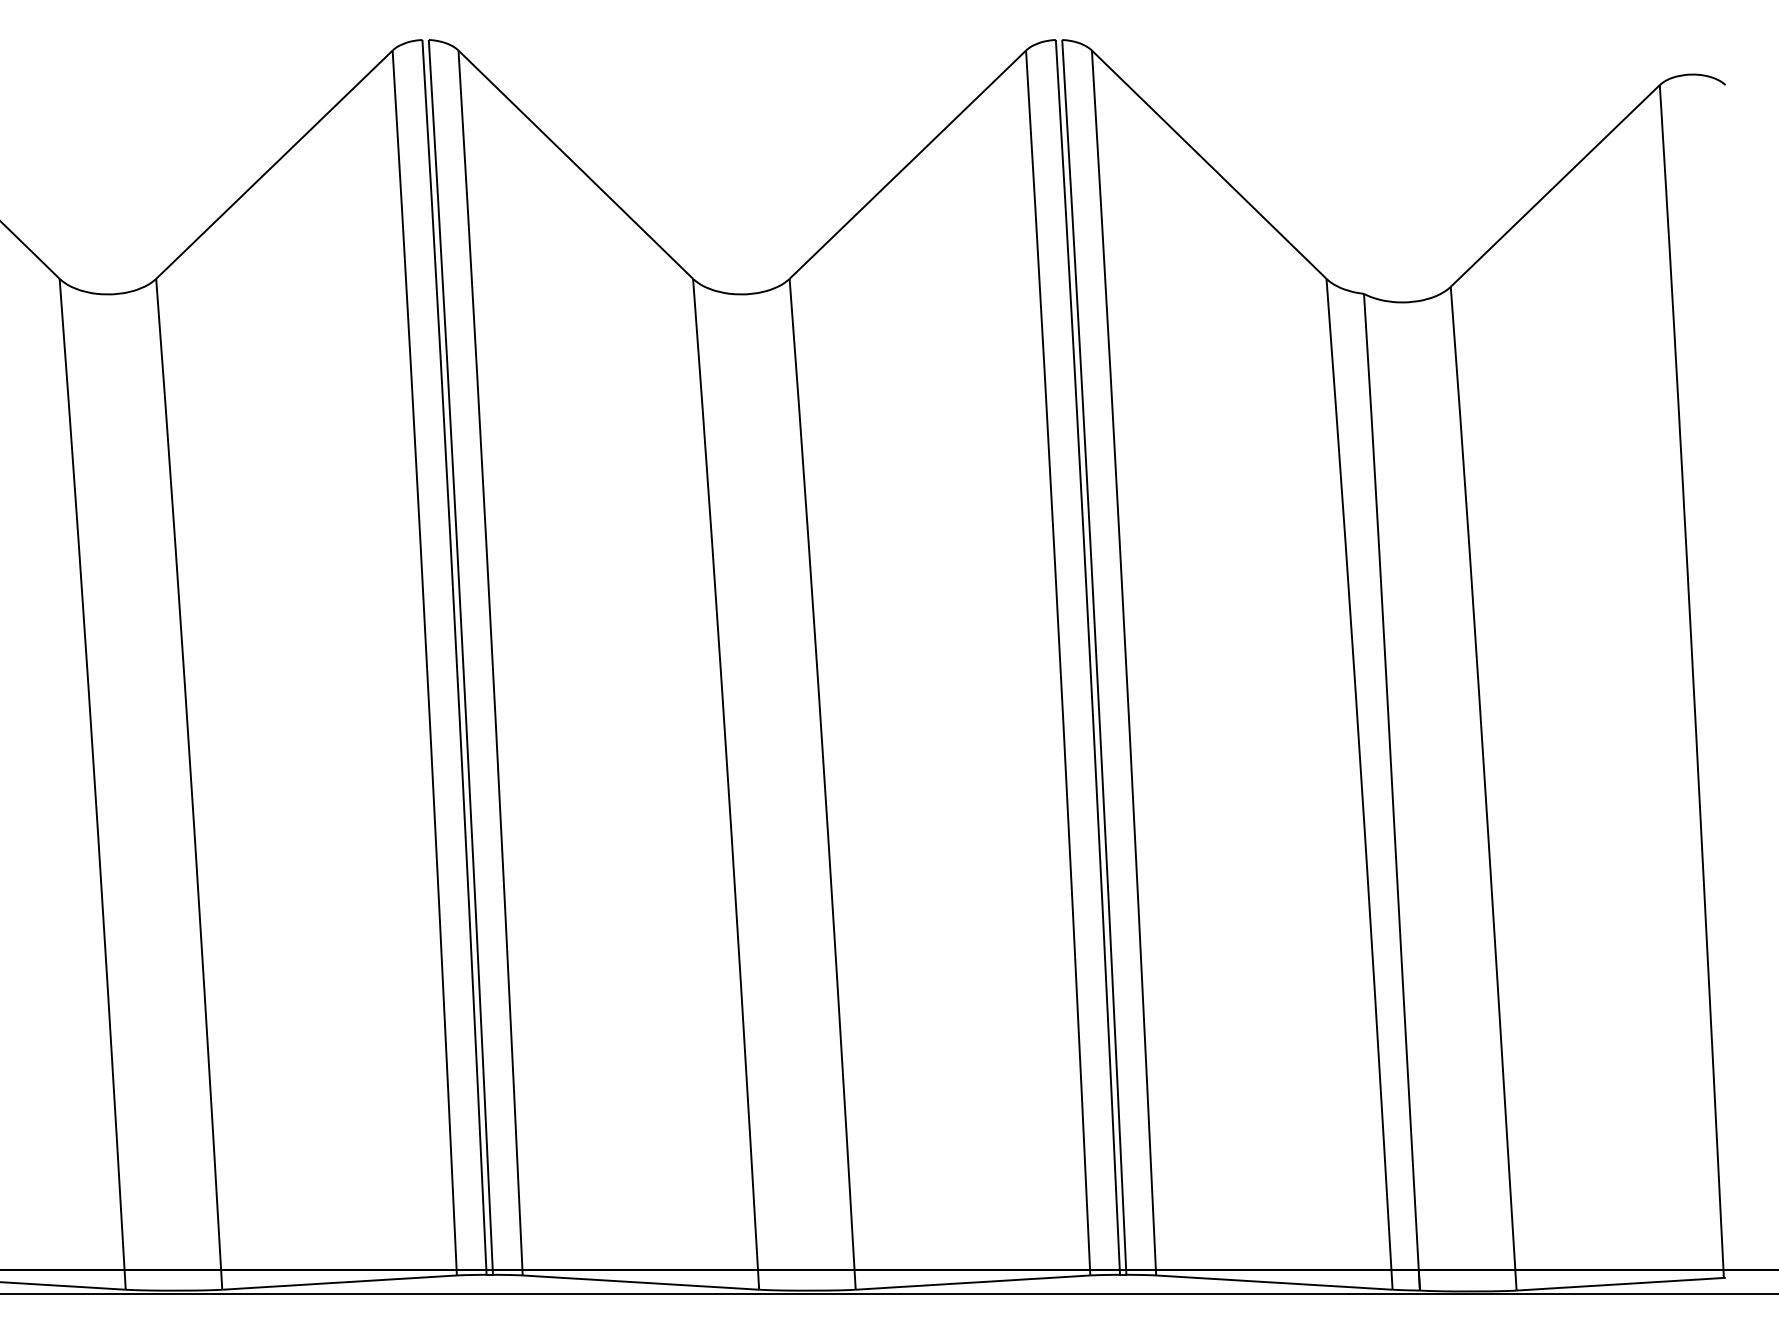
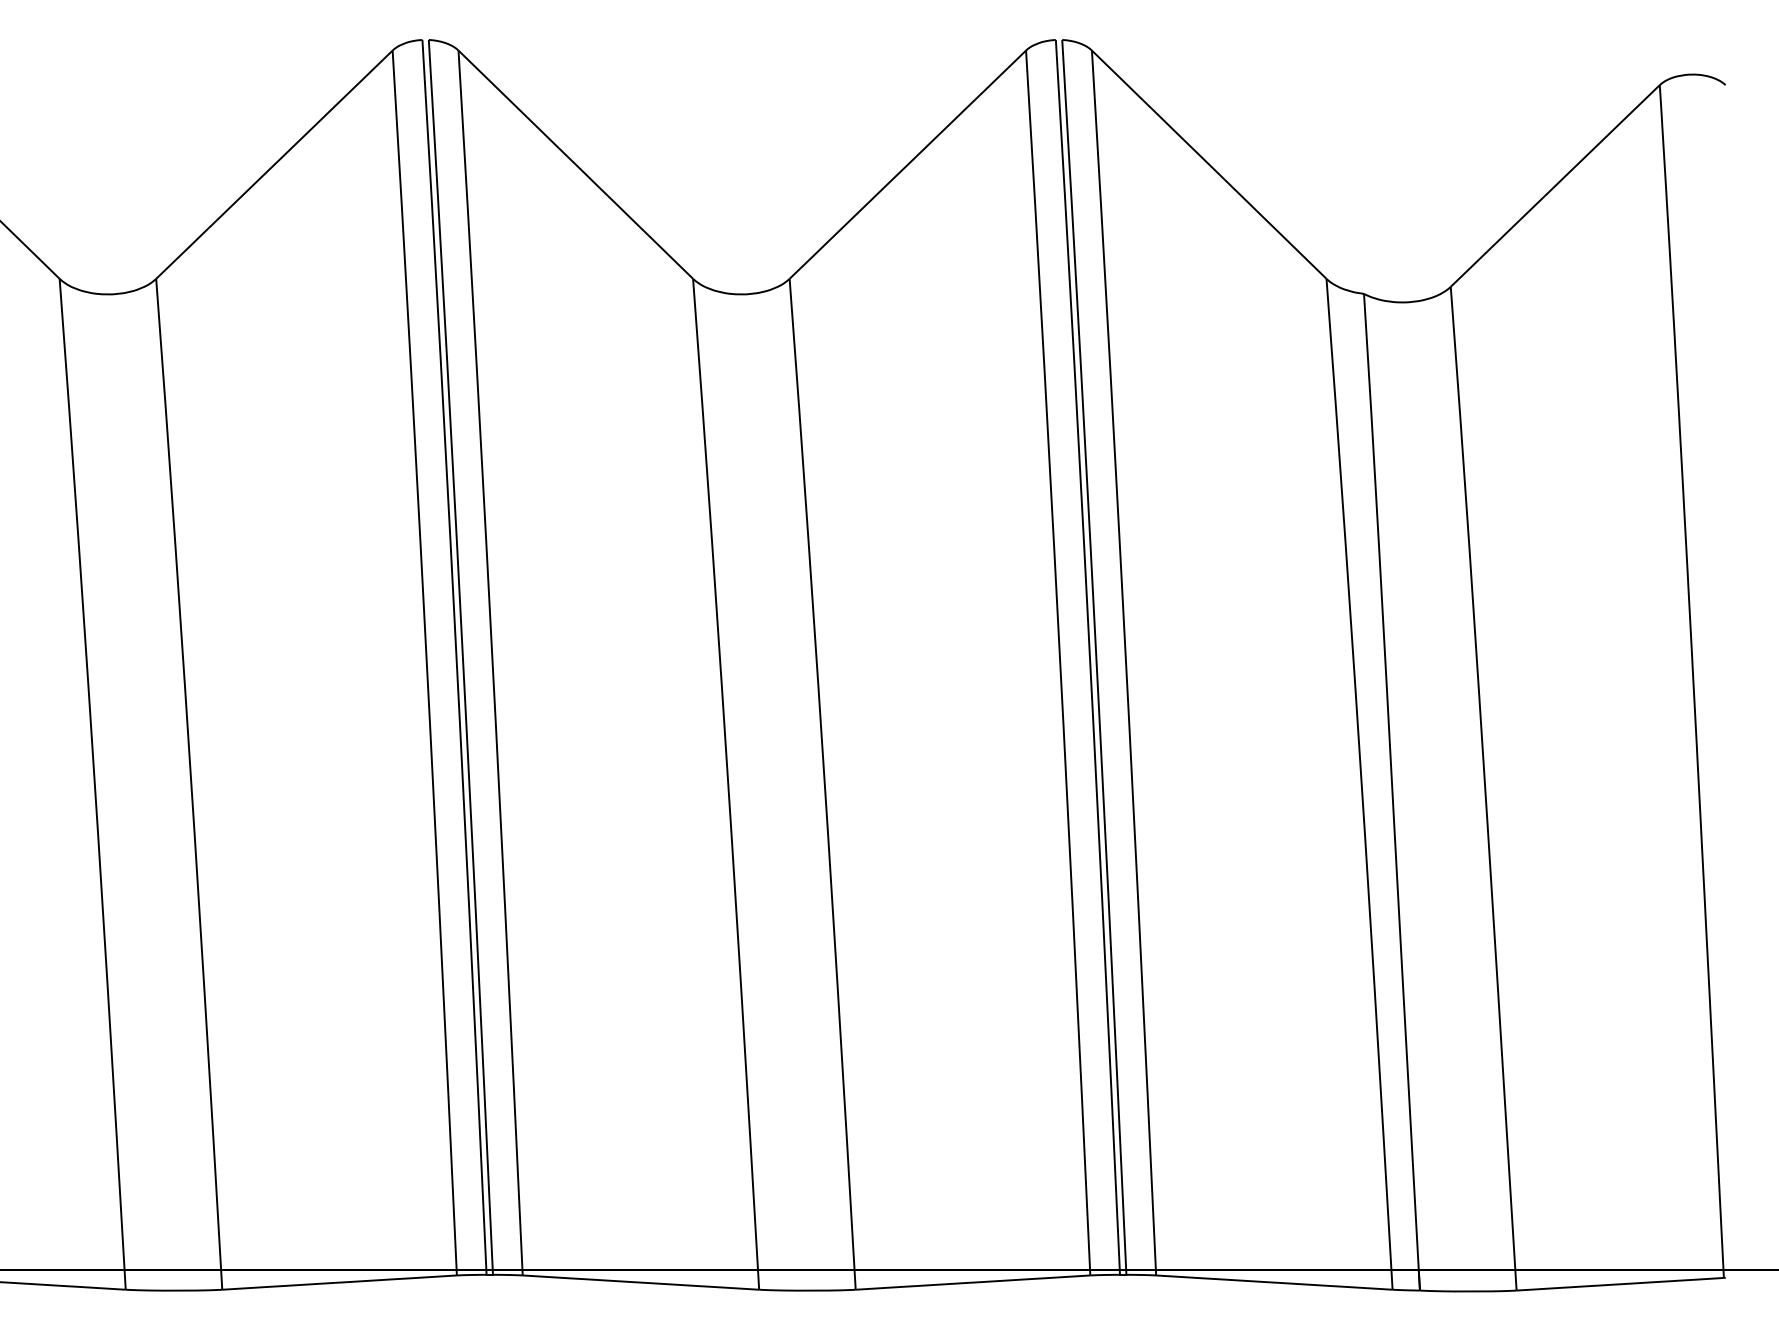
line: present -> none (888, 1294)
